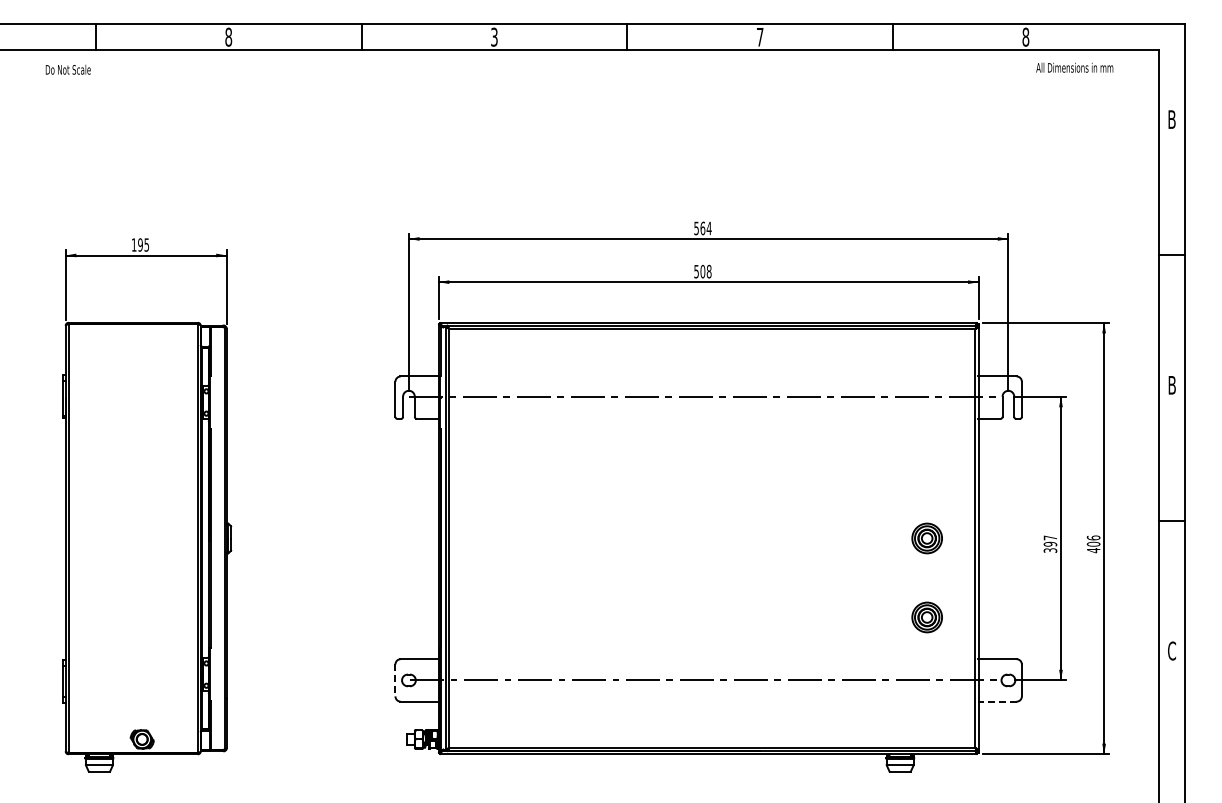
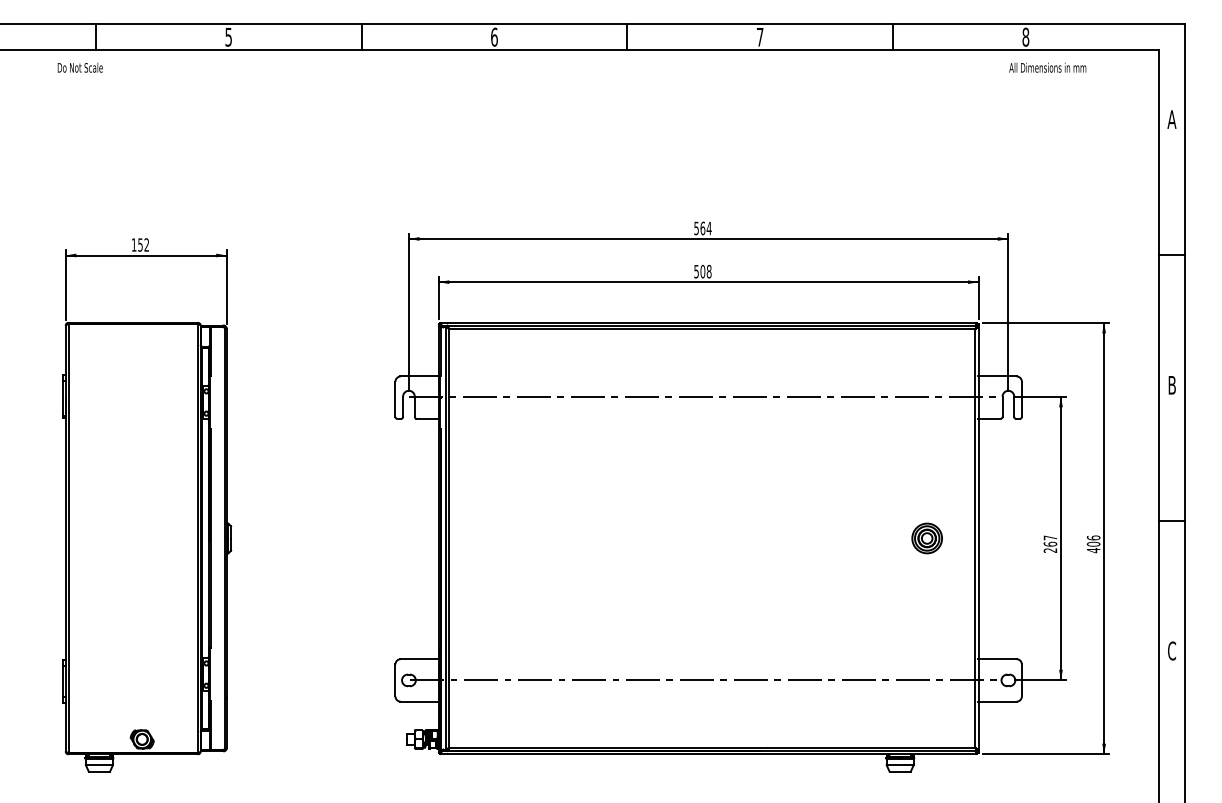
text: 8 -> 5 (228, 36)
text: 3 -> 6 (494, 36)
text position: (1074, 67) -> (1047, 67) (1047, 67)
text position: (67, 69) -> (79, 67) (79, 67)
text: B -> A (1171, 119)
text: 195 -> 152 (143, 244)
text: 397 -> 267 (1050, 546)
part: present -> none (926, 617)
line: dashed -> solid (395, 680)
line: dashed -> solid (996, 701)
